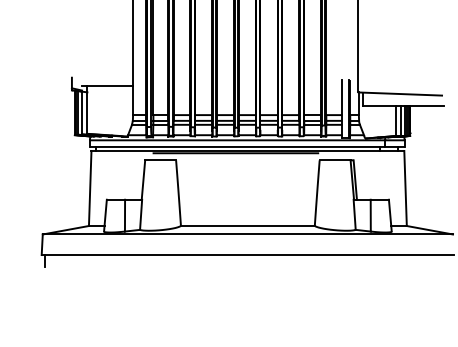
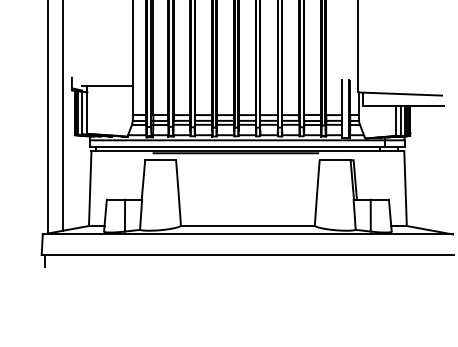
line: none -> present (63, 116)
line: none -> present (48, 117)
